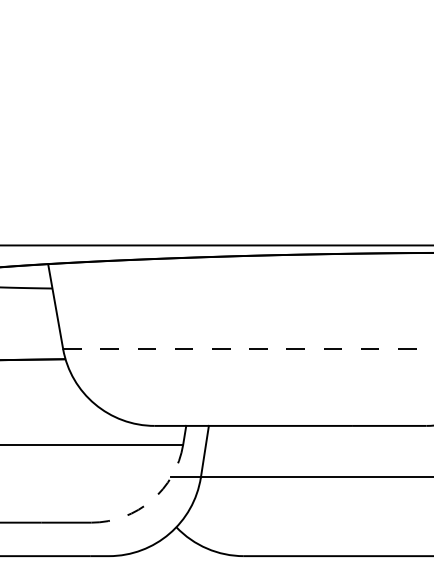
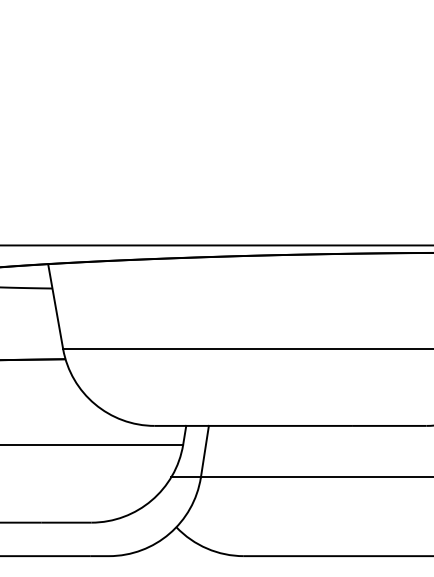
line: dashed -> solid (248, 349)
arc: dashed -> solid (151, 500)
